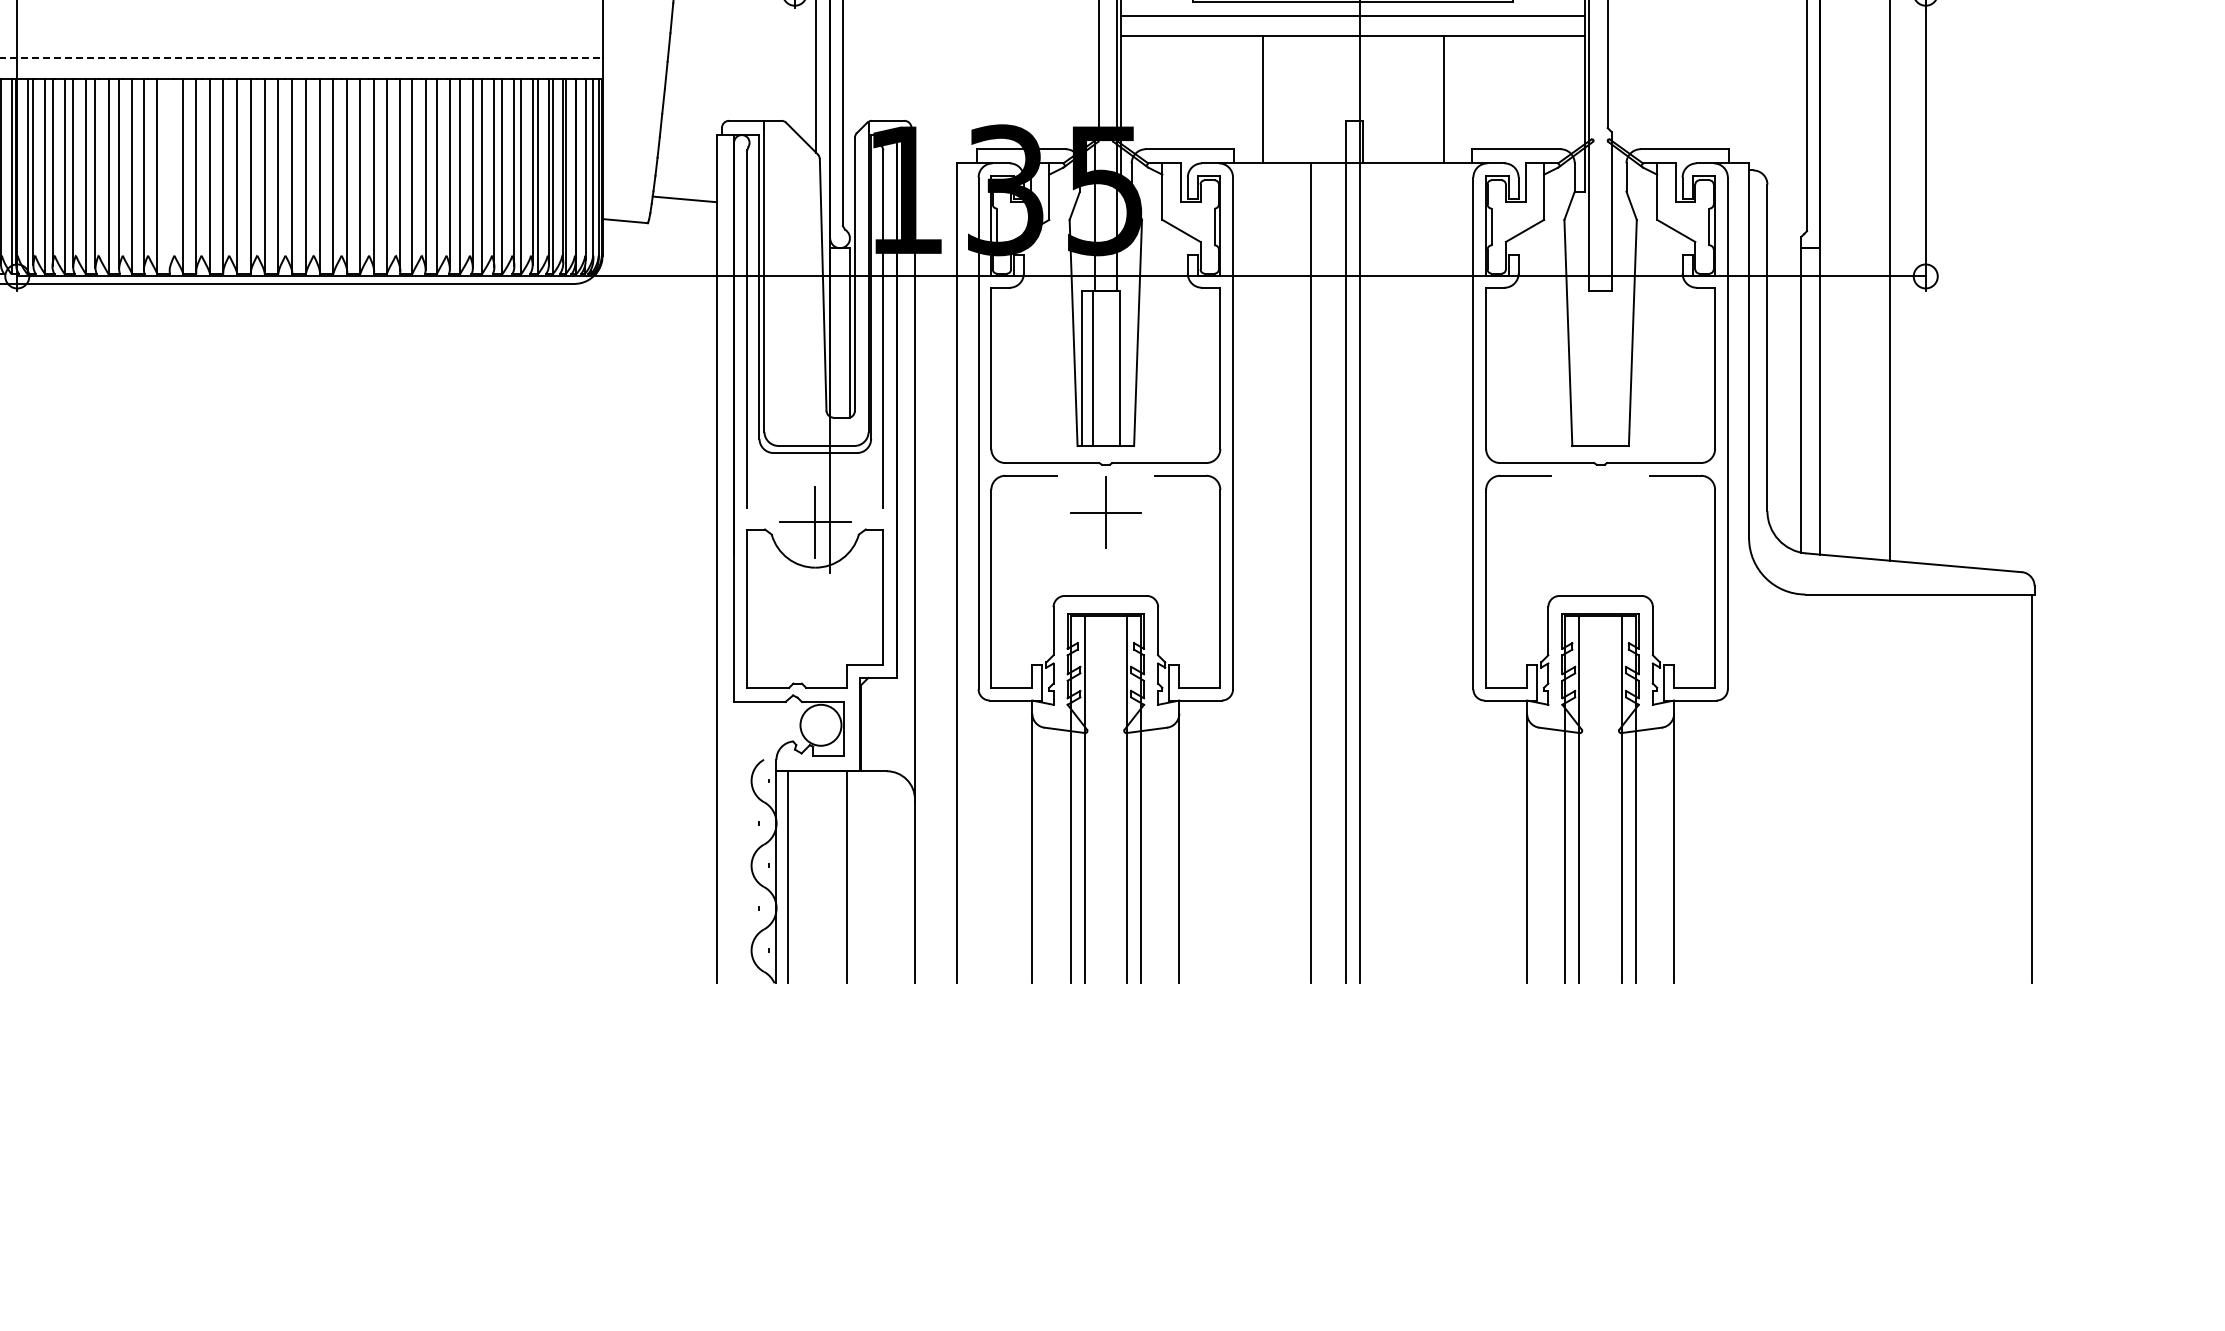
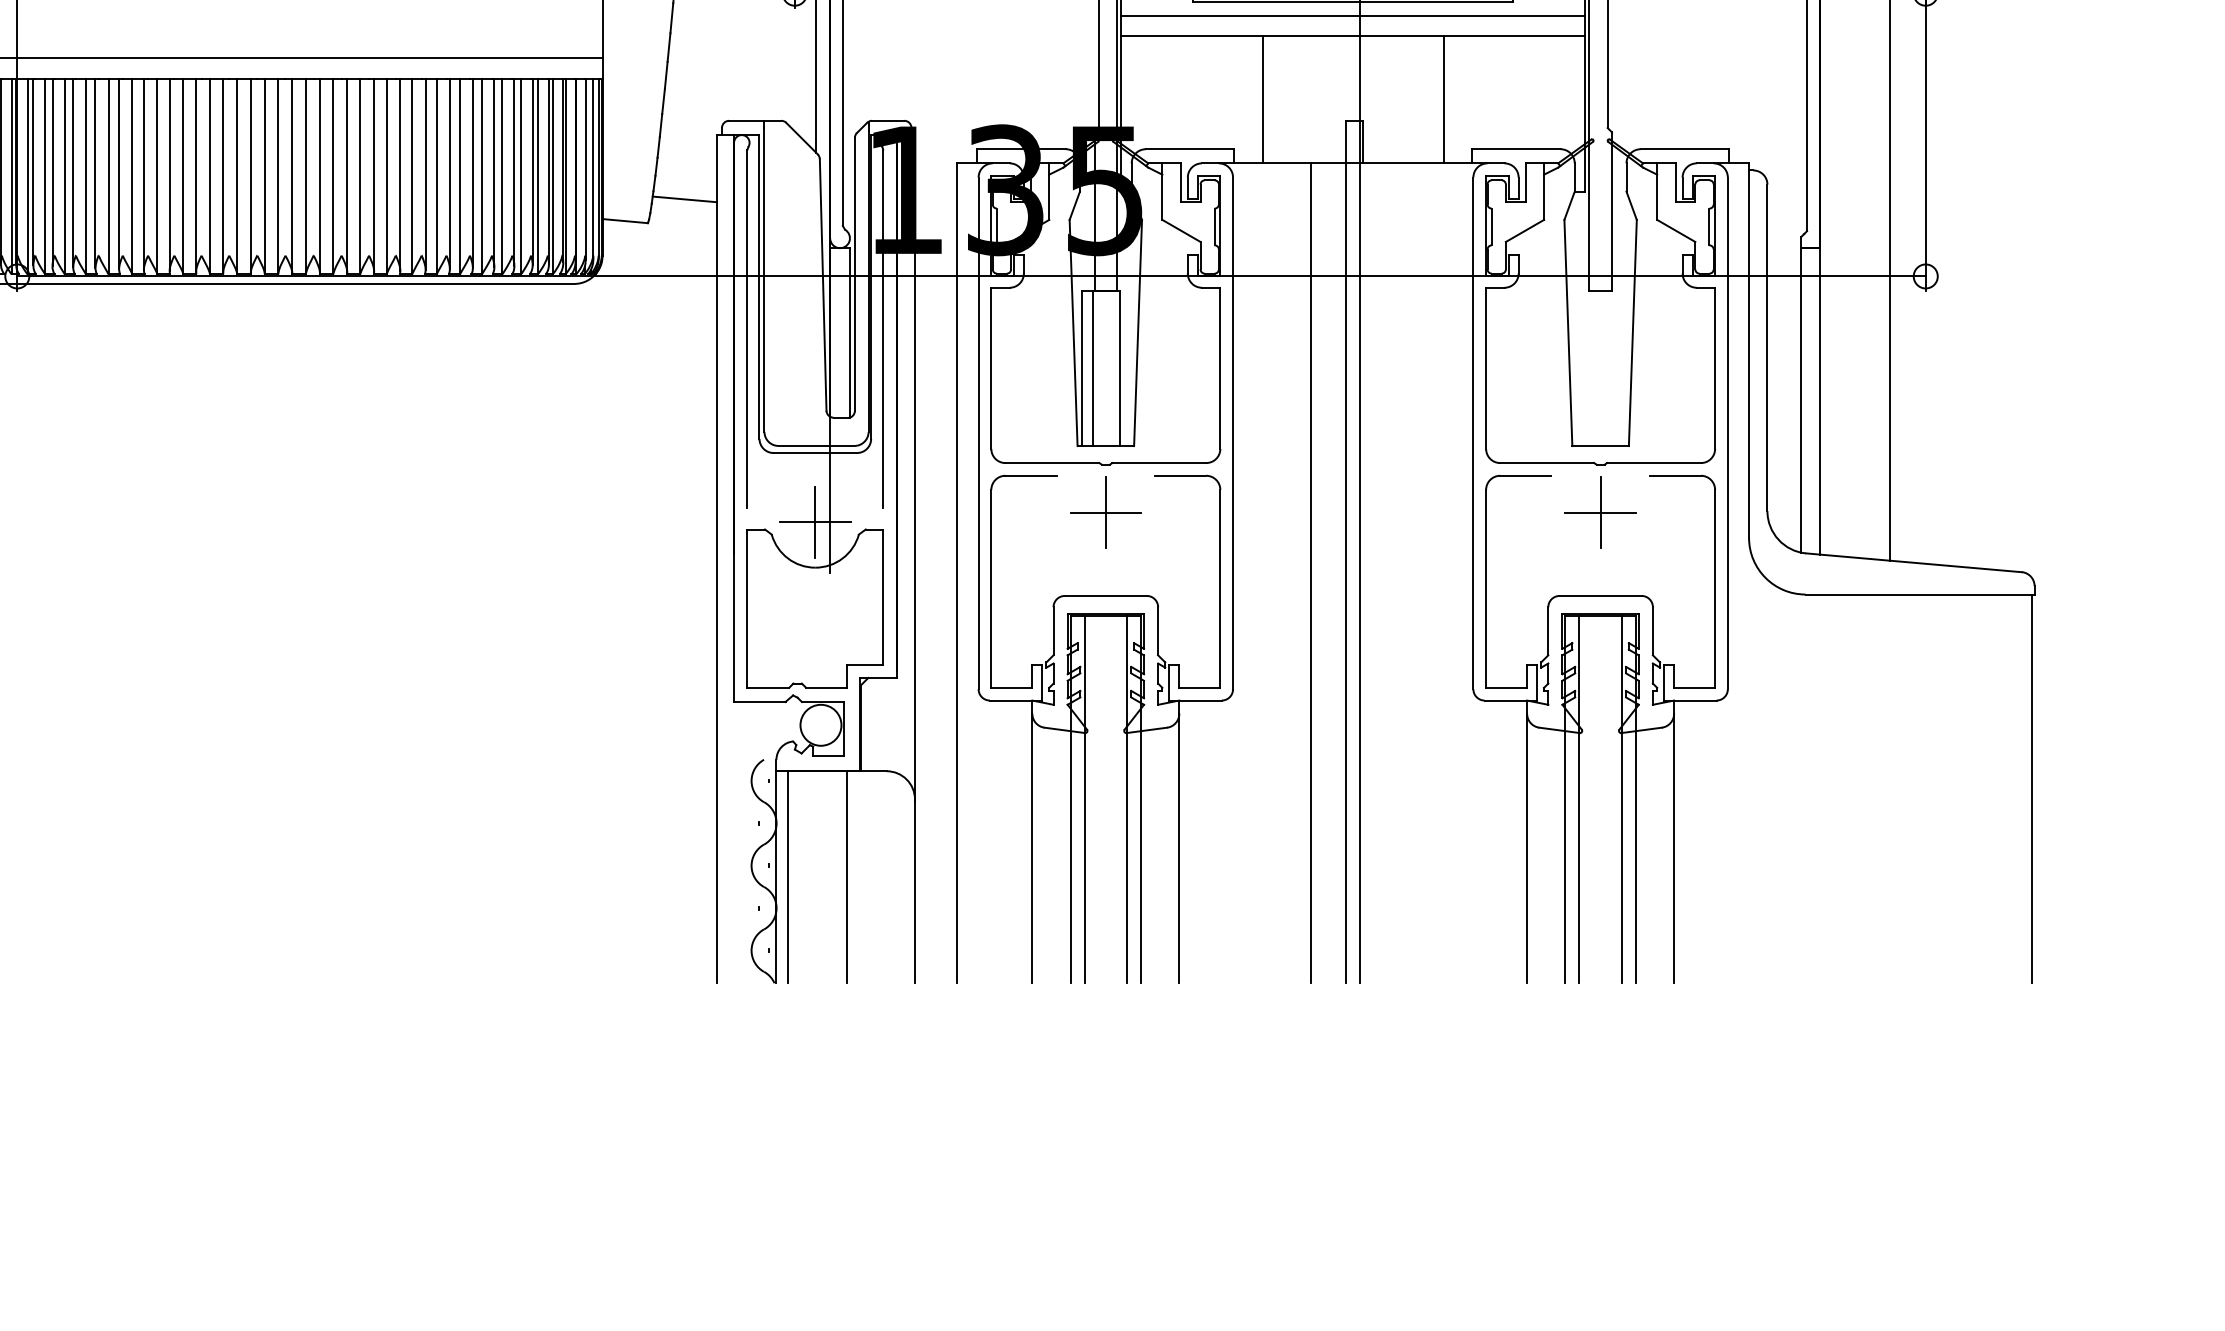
line: dashed -> solid (301, 57)
line: none -> present (169, 174)
part: none -> present (1600, 512)
